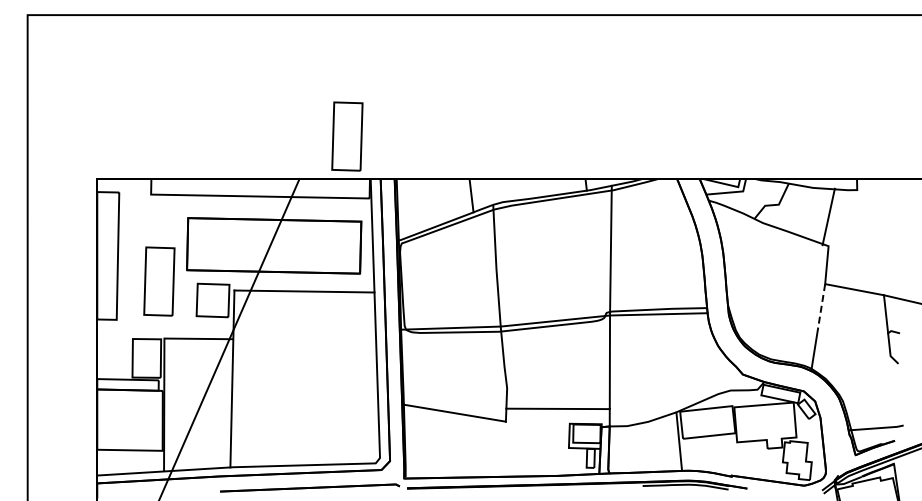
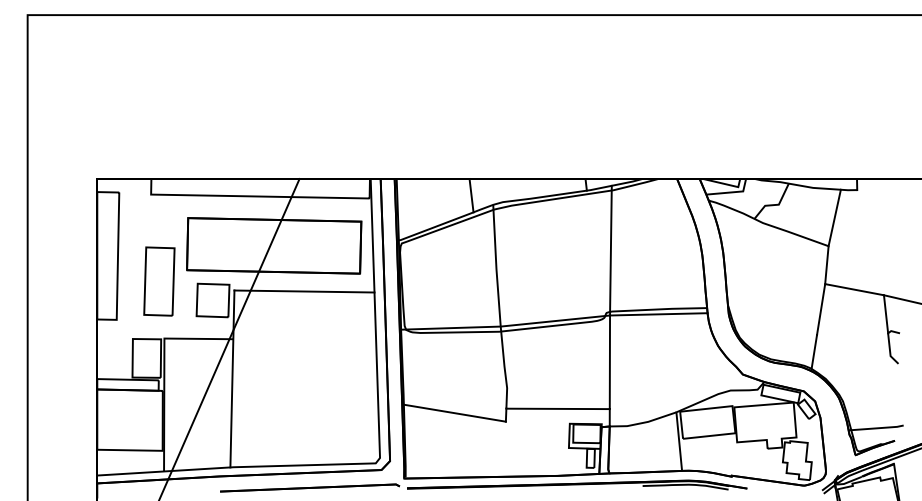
part: present -> none (347, 136)
line position: (828, 216) -> (834, 217) (834, 217)
line: dashed -> solid (821, 309)
